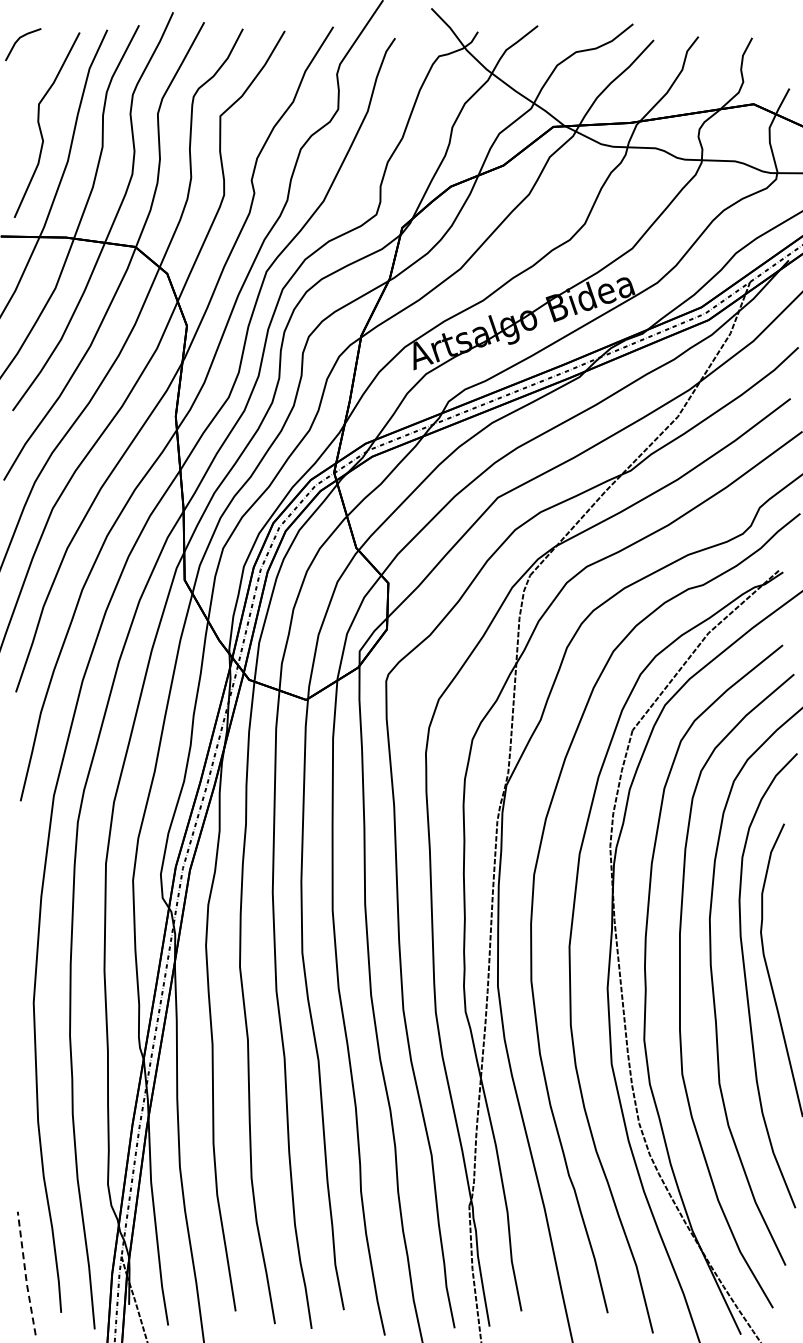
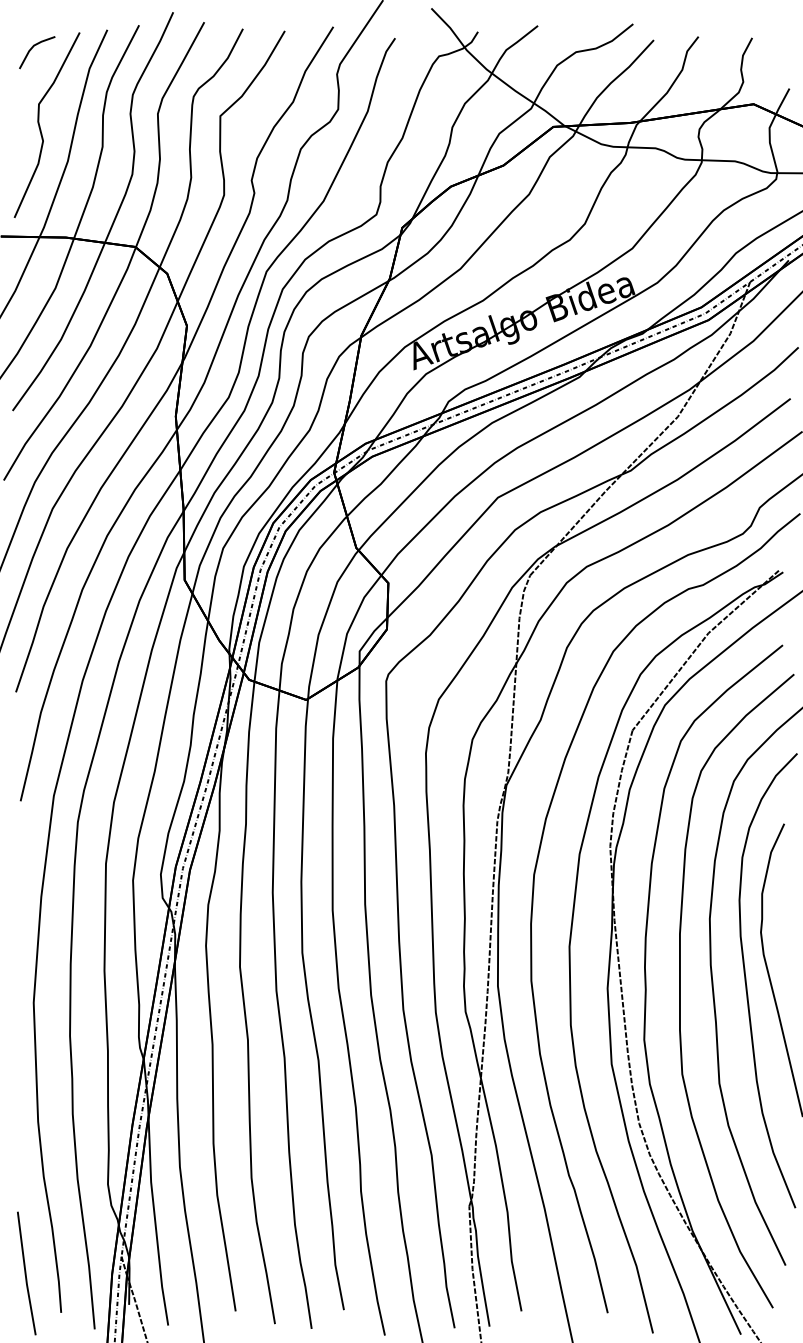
line position: (17, 42) -> (31, 50) (31, 50)
line: dashed -> solid (25, 1273)
